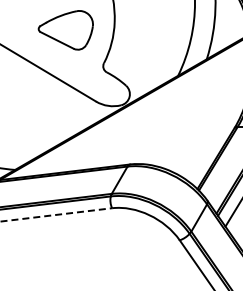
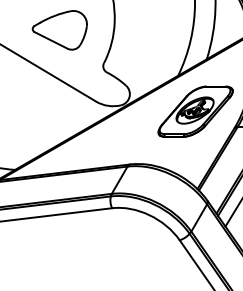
part position: (65, 30) -> (59, 30) (59, 30)
part: none -> present (195, 111)
line: dashed -> solid (56, 214)
